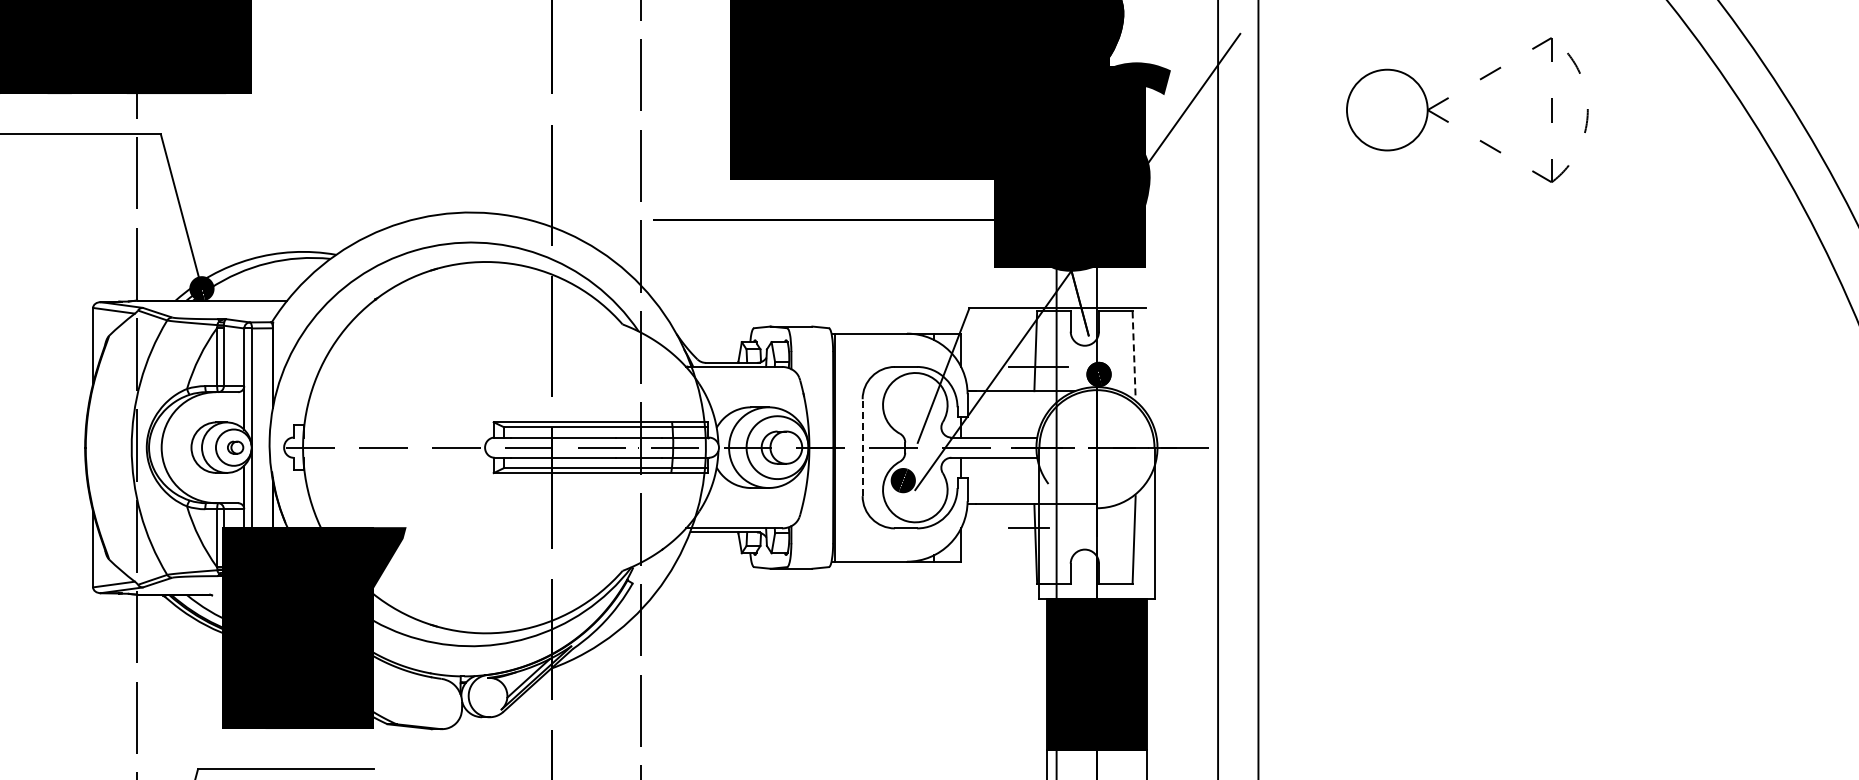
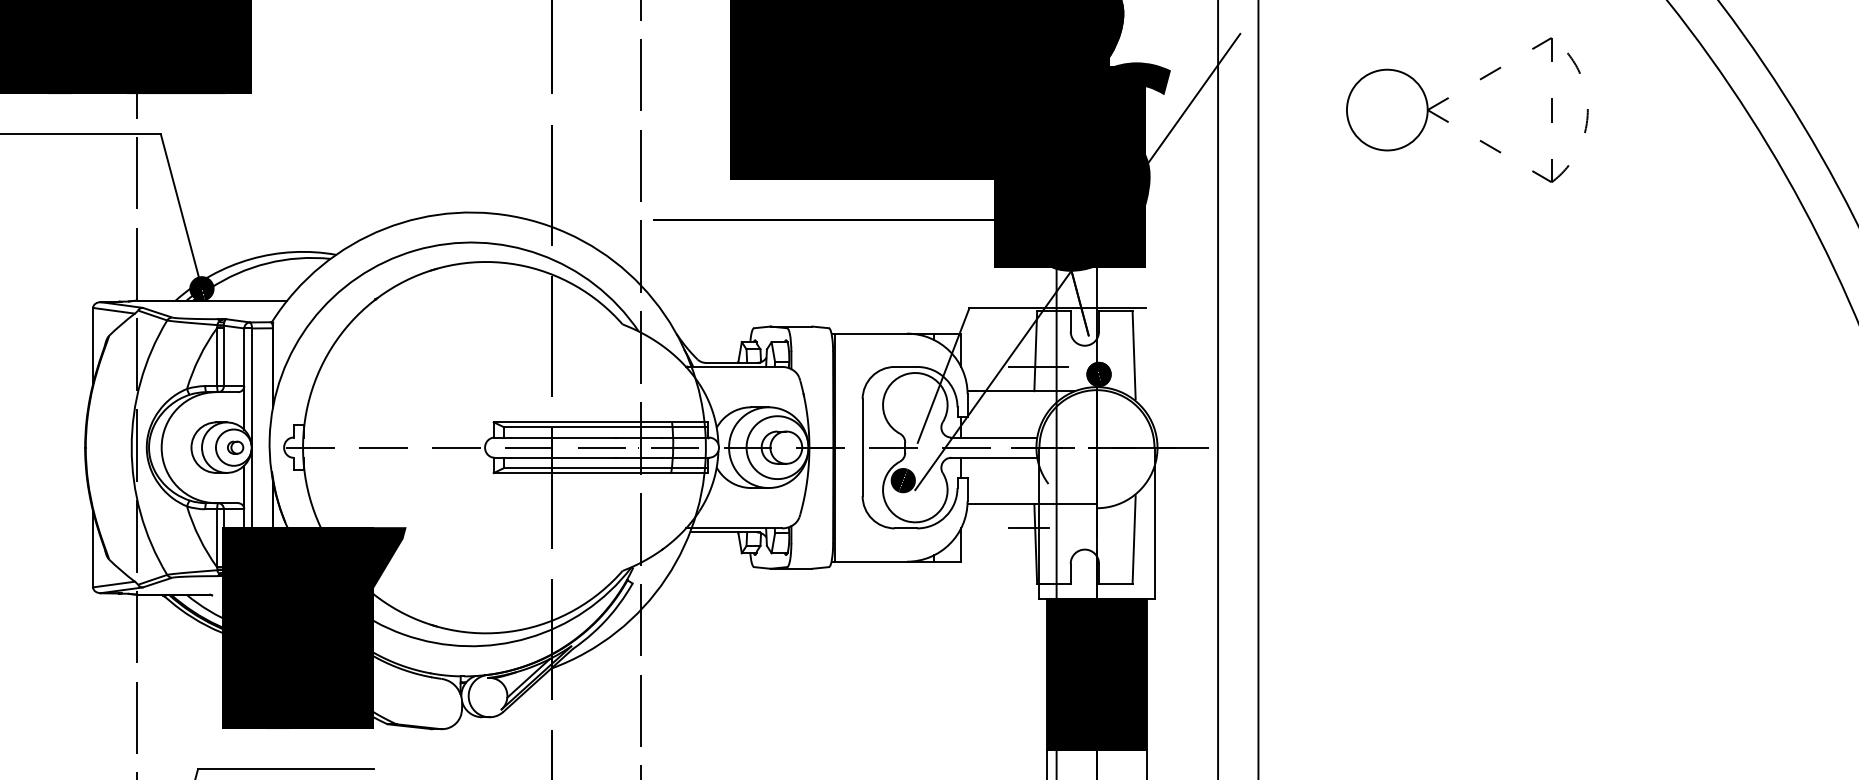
line: dashed -> solid (1134, 355)
line: dashed -> solid (862, 447)
